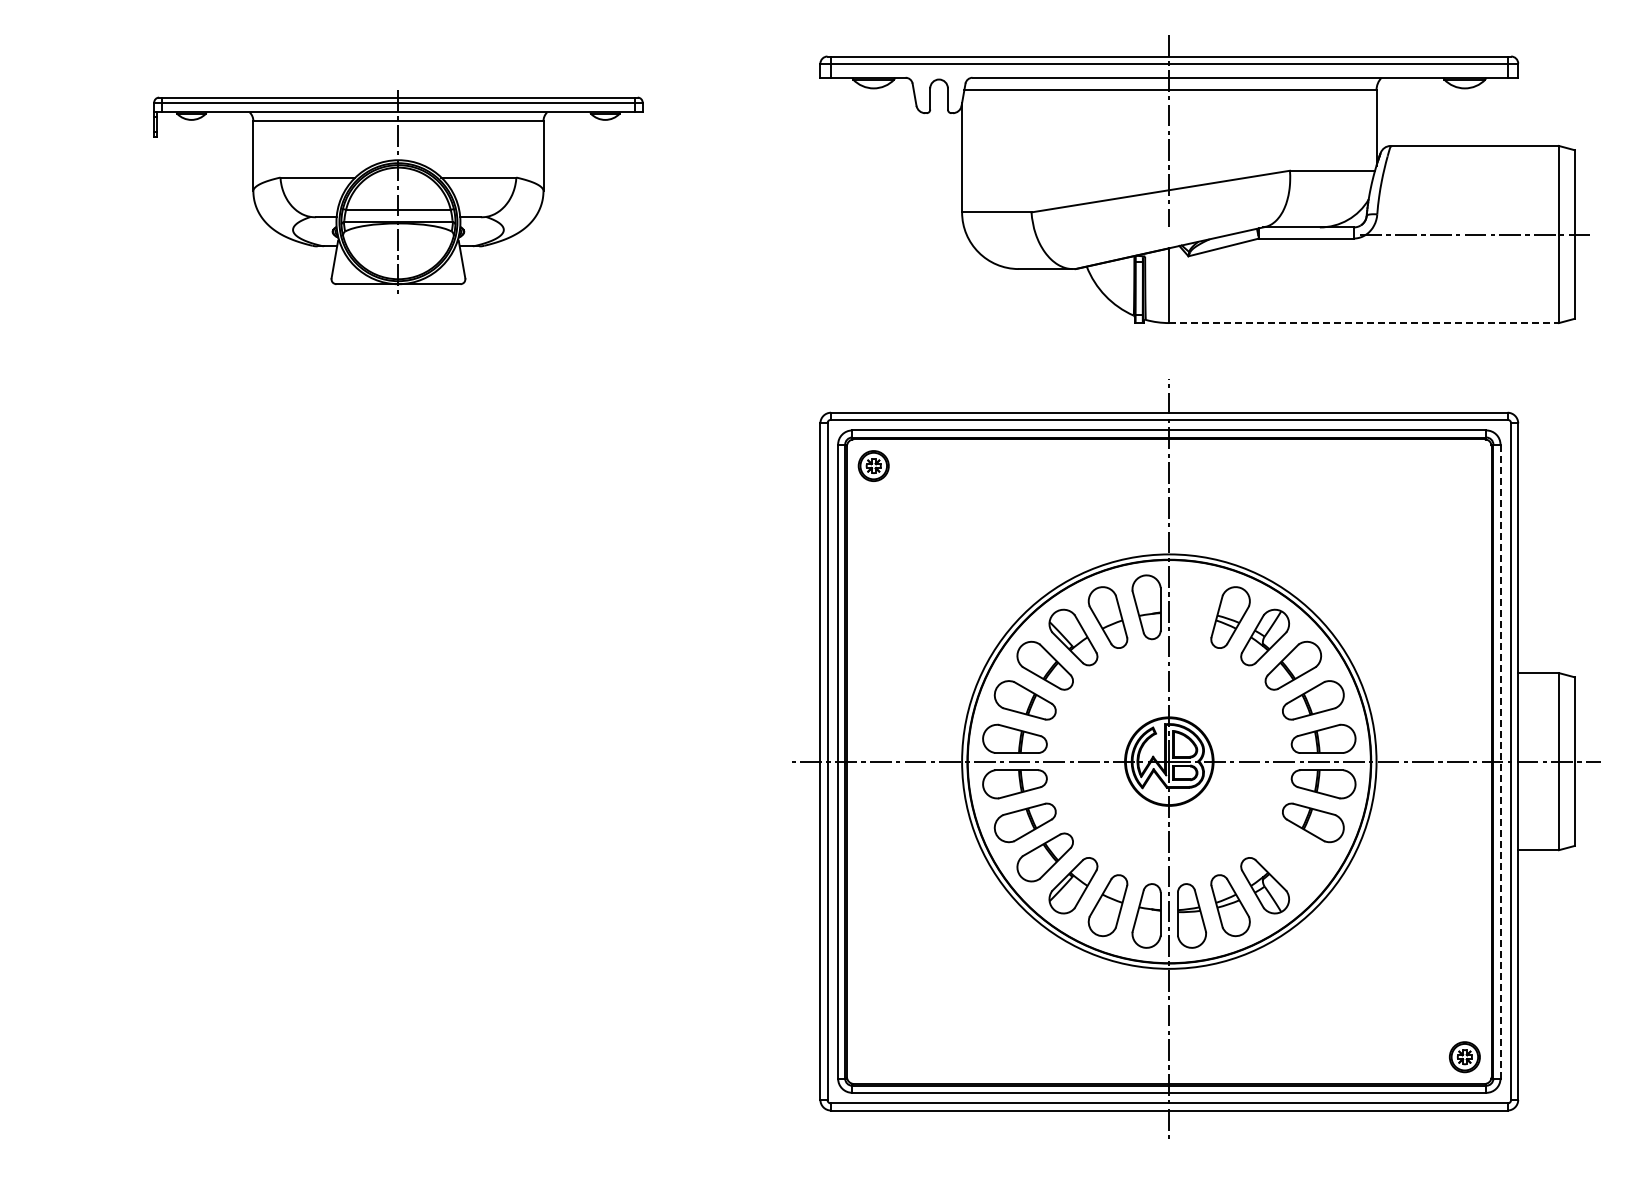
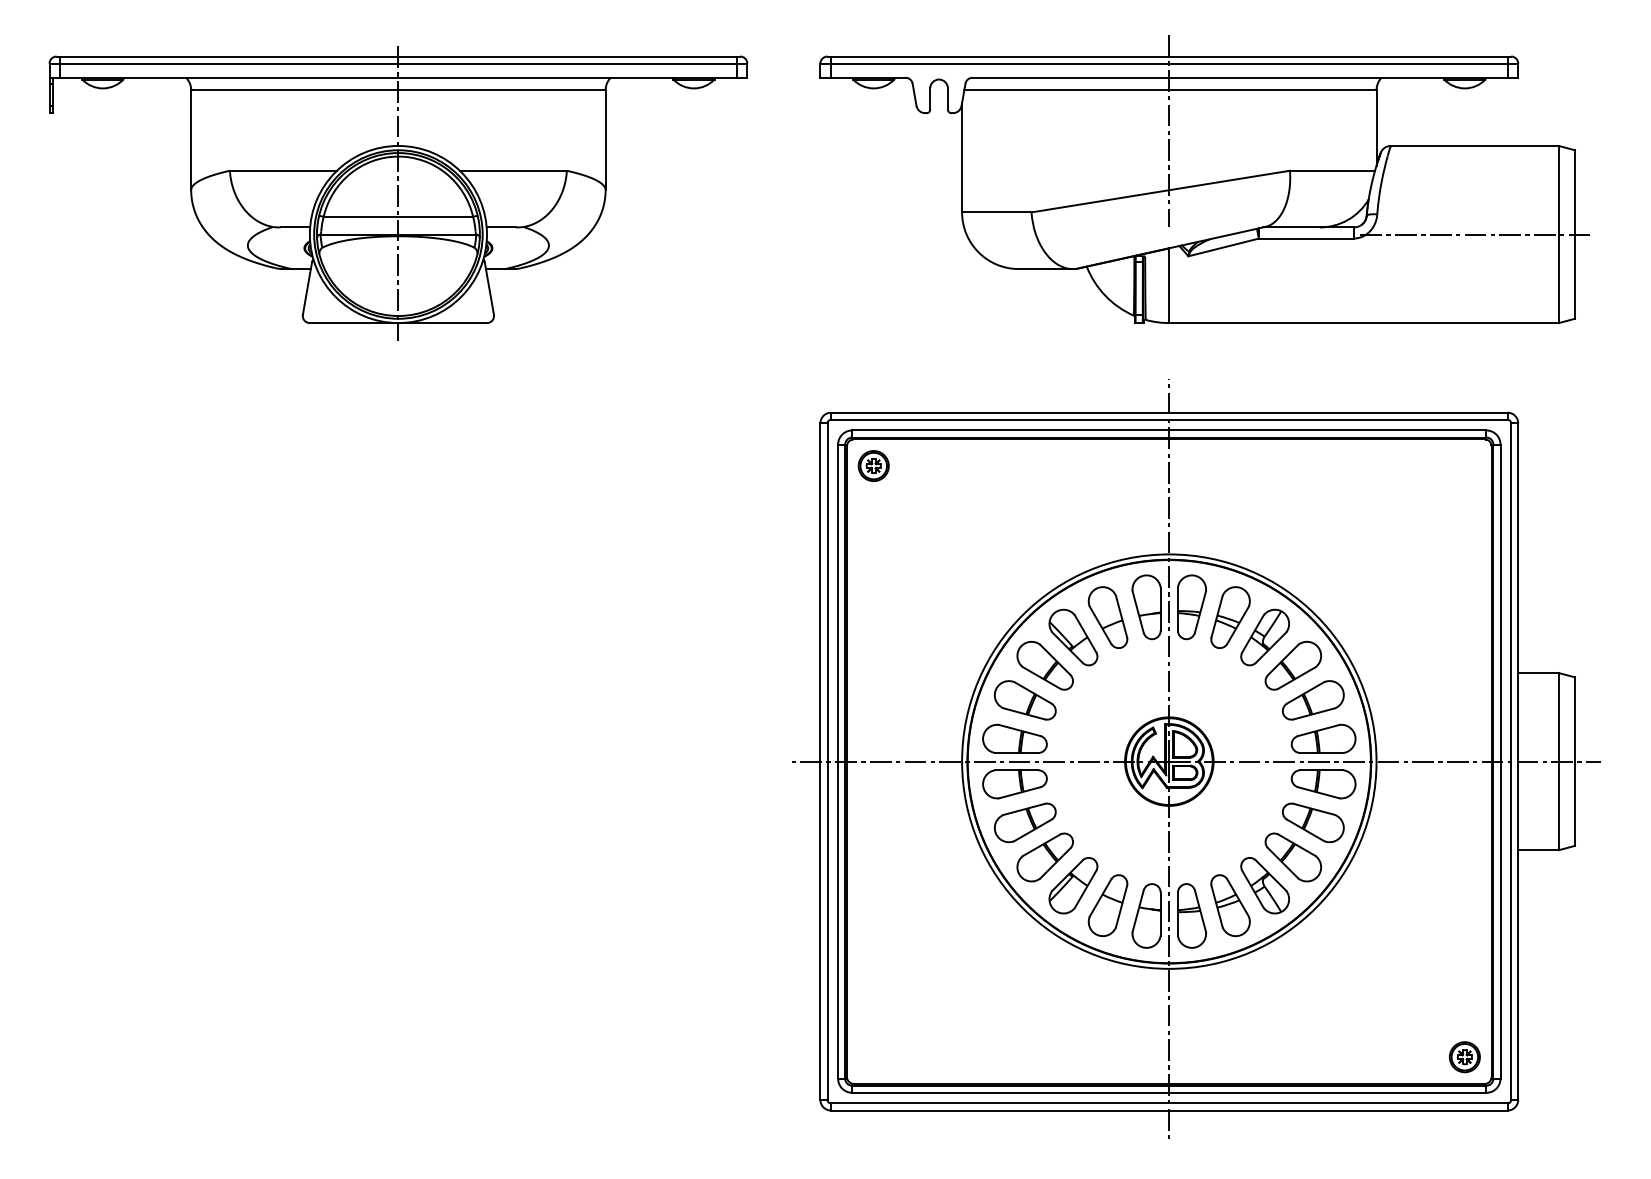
part size: 491x204 px -> 701x295 px (398, 193)
line: dashed -> solid (1364, 323)
part: none -> present (1191, 607)
line: dashed -> solid (1500, 762)
part: none -> present (1293, 857)
